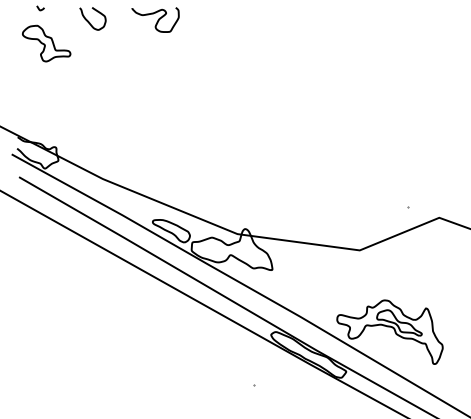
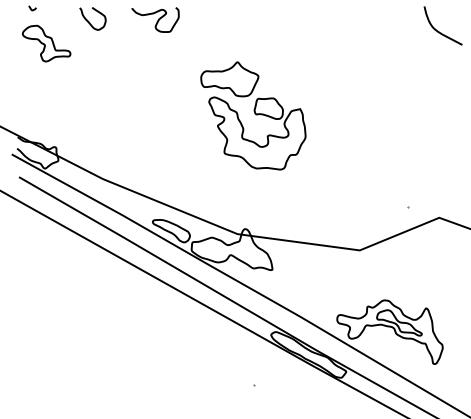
curve position: (39, 8) -> (31, 8) (31, 8)
curve: none -> present (438, 30)
part: none -> present (253, 115)
